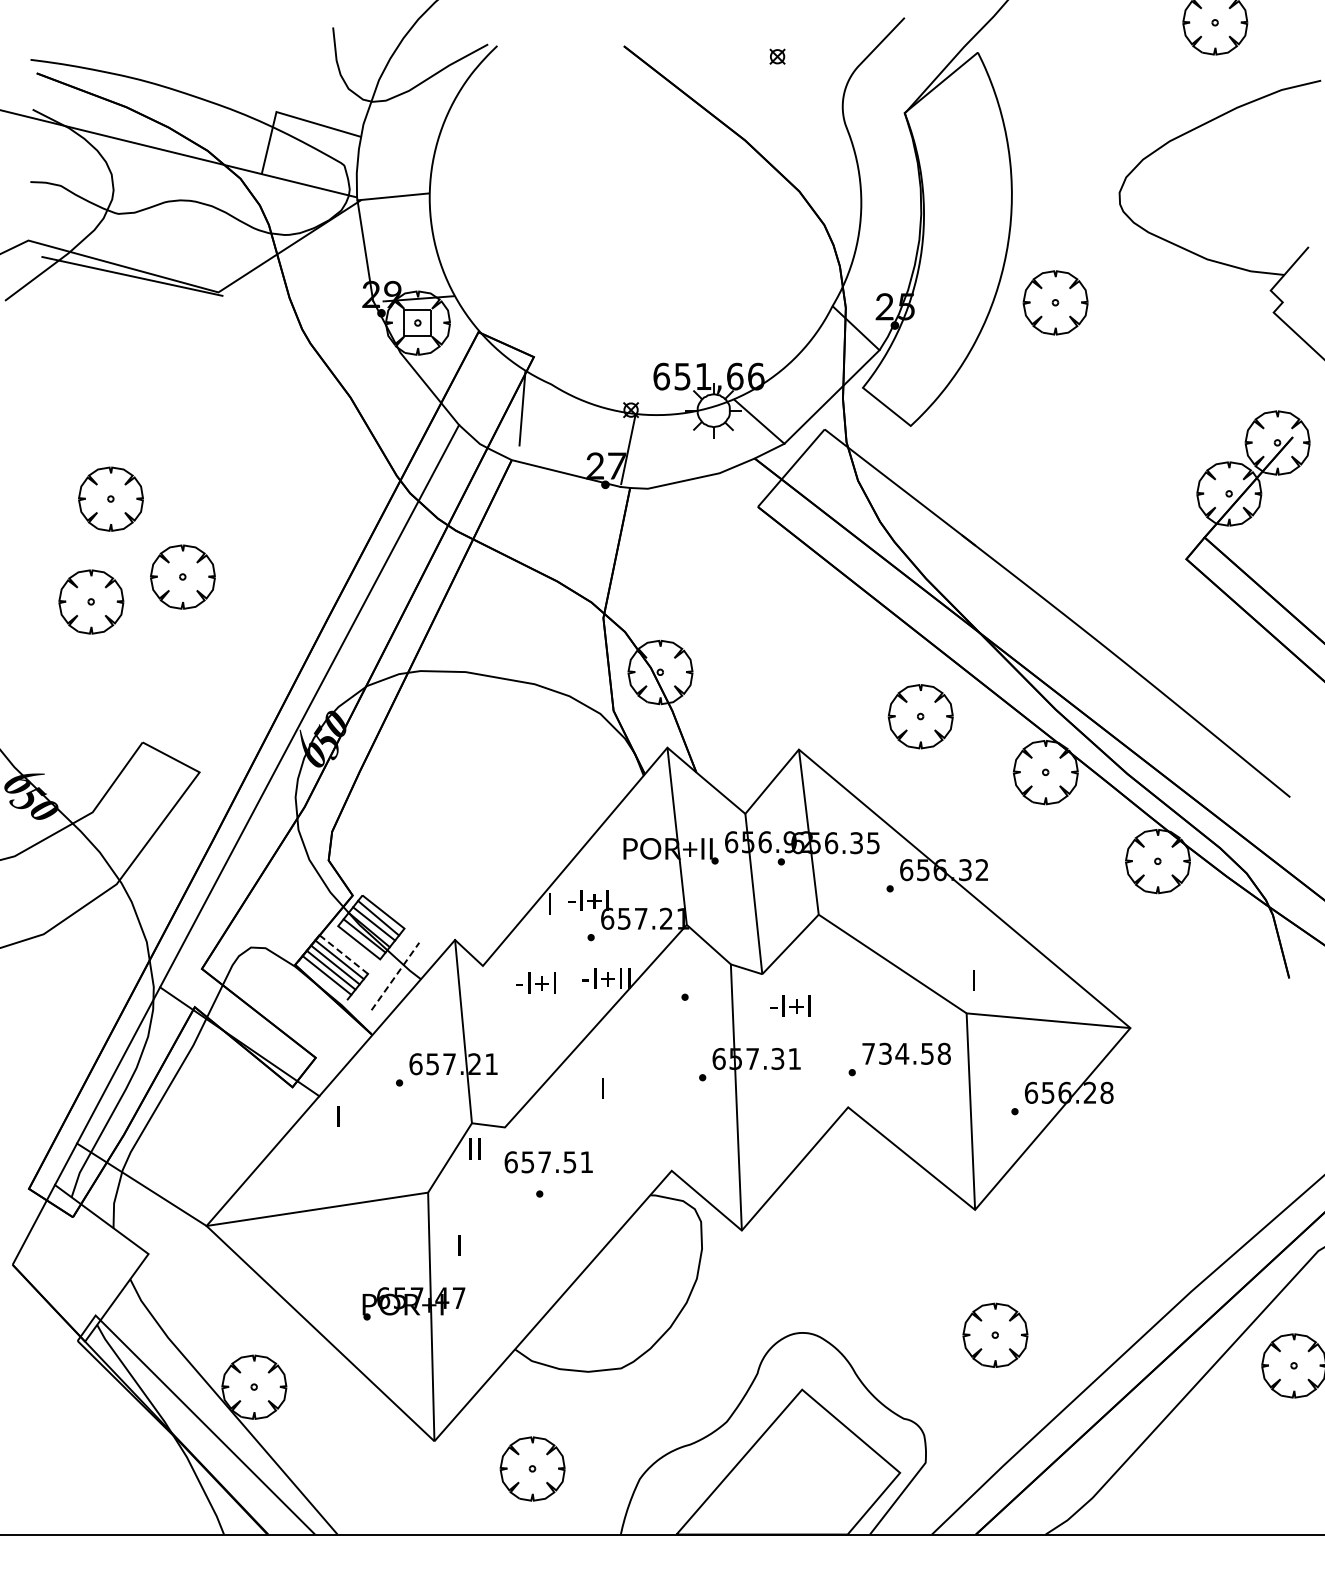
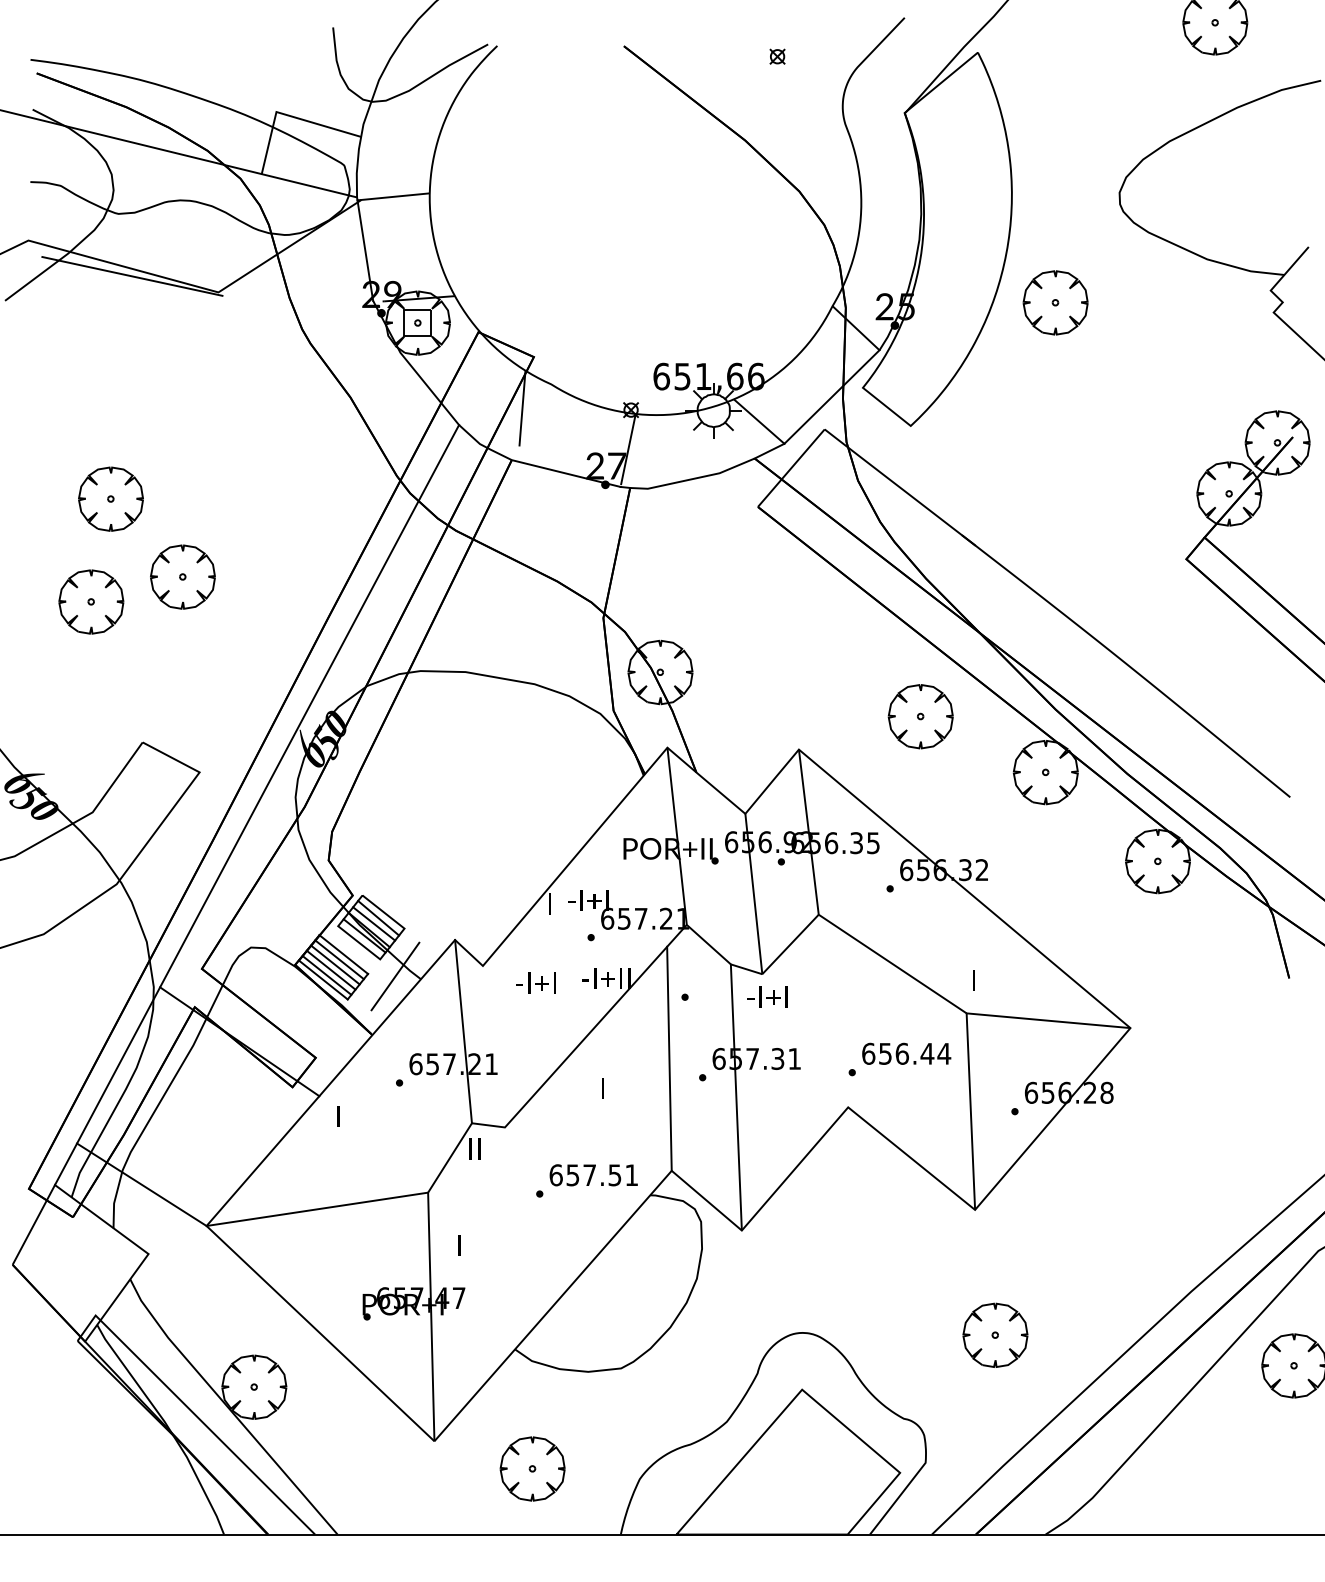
line: dashed -> solid (343, 954)
line: dashed -> solid (395, 976)
line: none -> present (323, 979)
text position: (790, 1005) -> (767, 996) (767, 996)
text: 734.58 -> 656.44 (906, 1053)
line: none -> present (669, 1058)
text position: (548, 1162) -> (593, 1175) (593, 1175)
